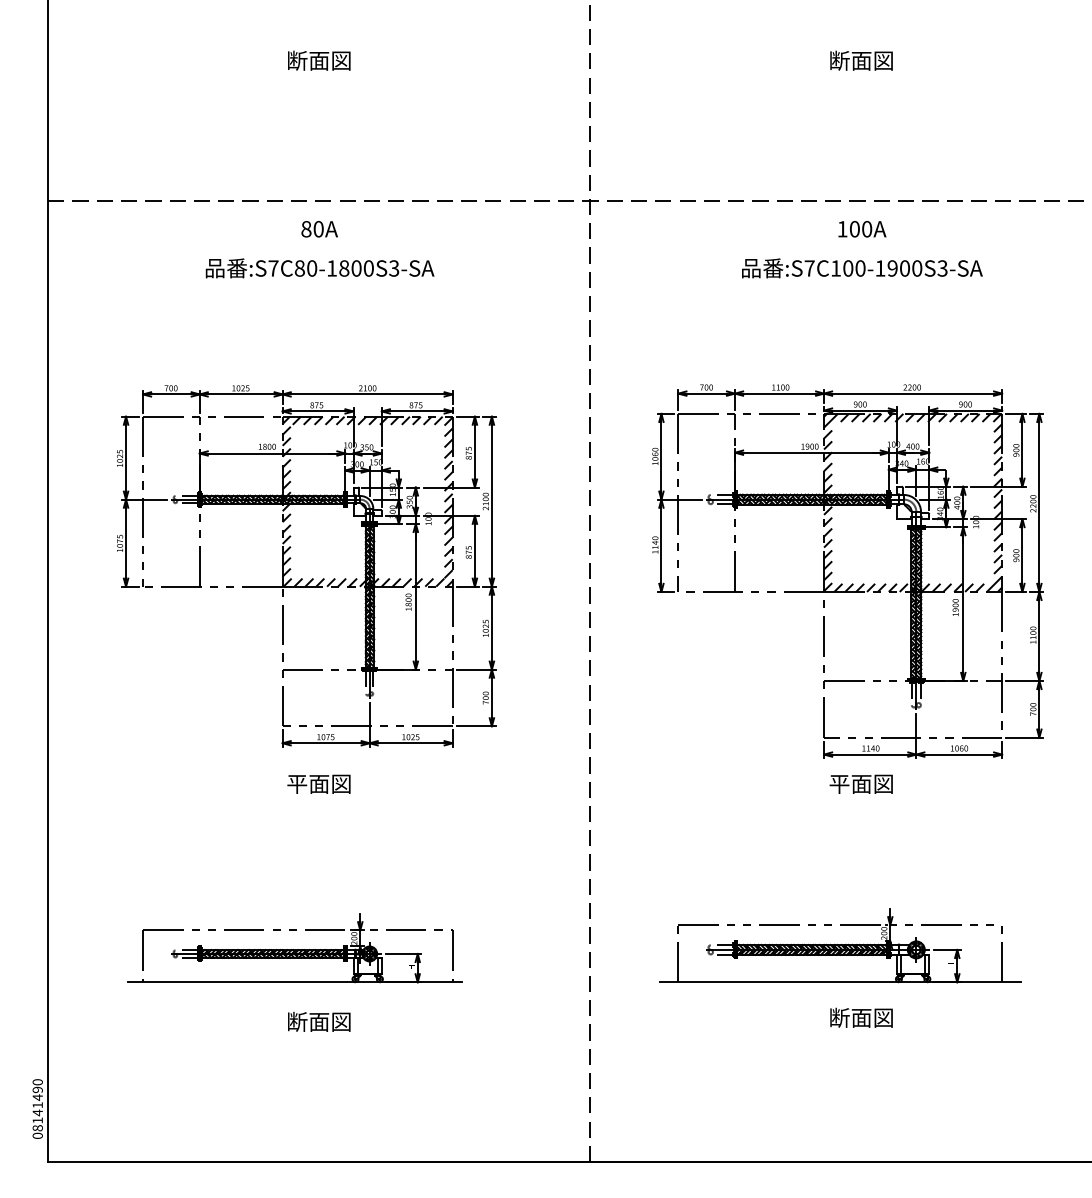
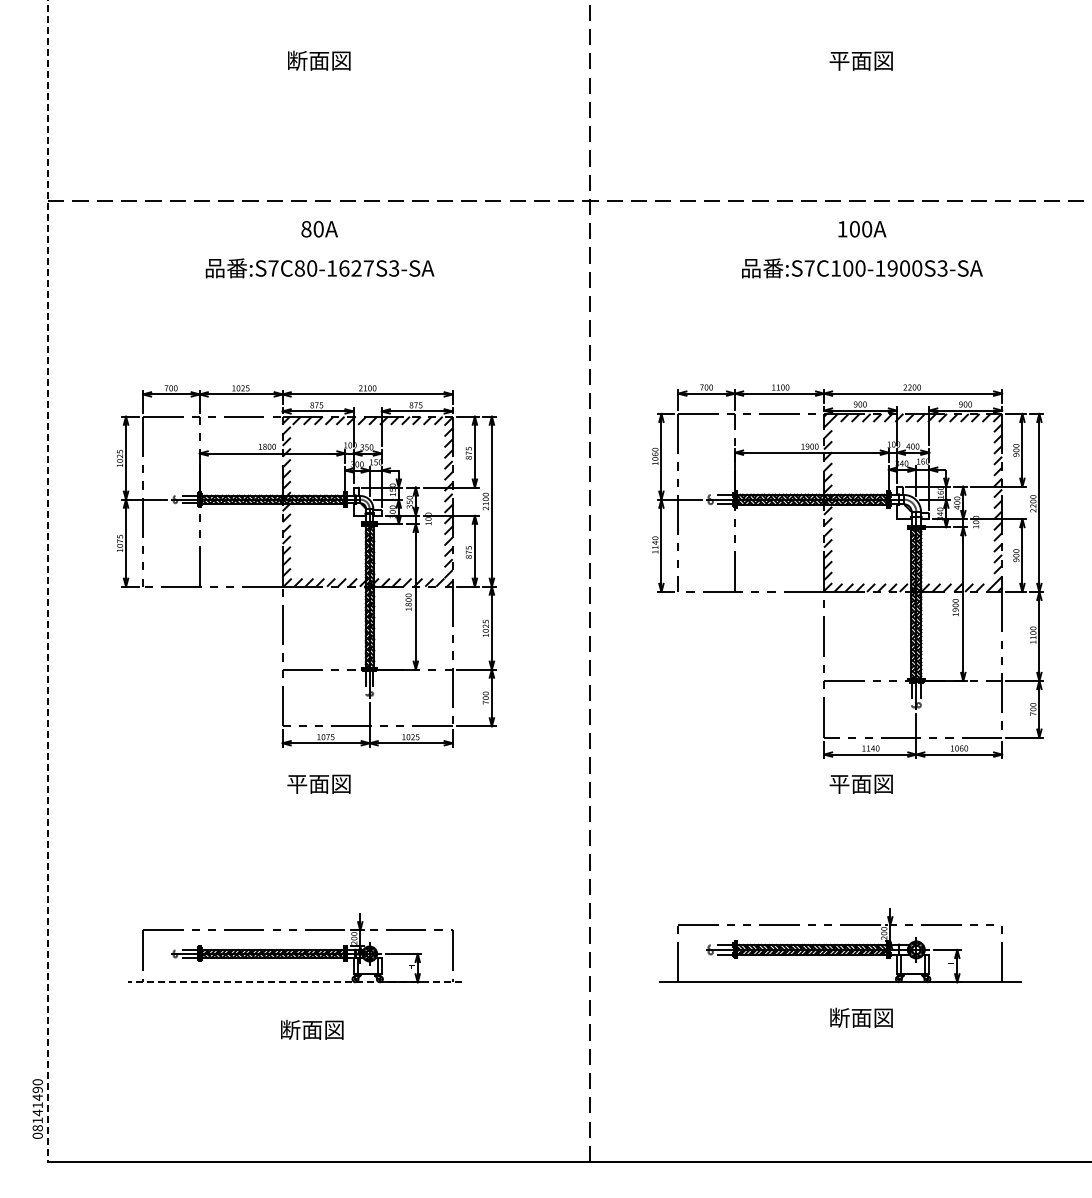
text: 断面図 -> 平面図 (839, 60)
text: :S7C80-1800S3-SA -> :S7C80-1627S3-SA (356, 268)
line: solid -> dashed (48, 581)
line: solid -> dashed (294, 982)
text position: (319, 1021) -> (312, 1029) (312, 1029)
